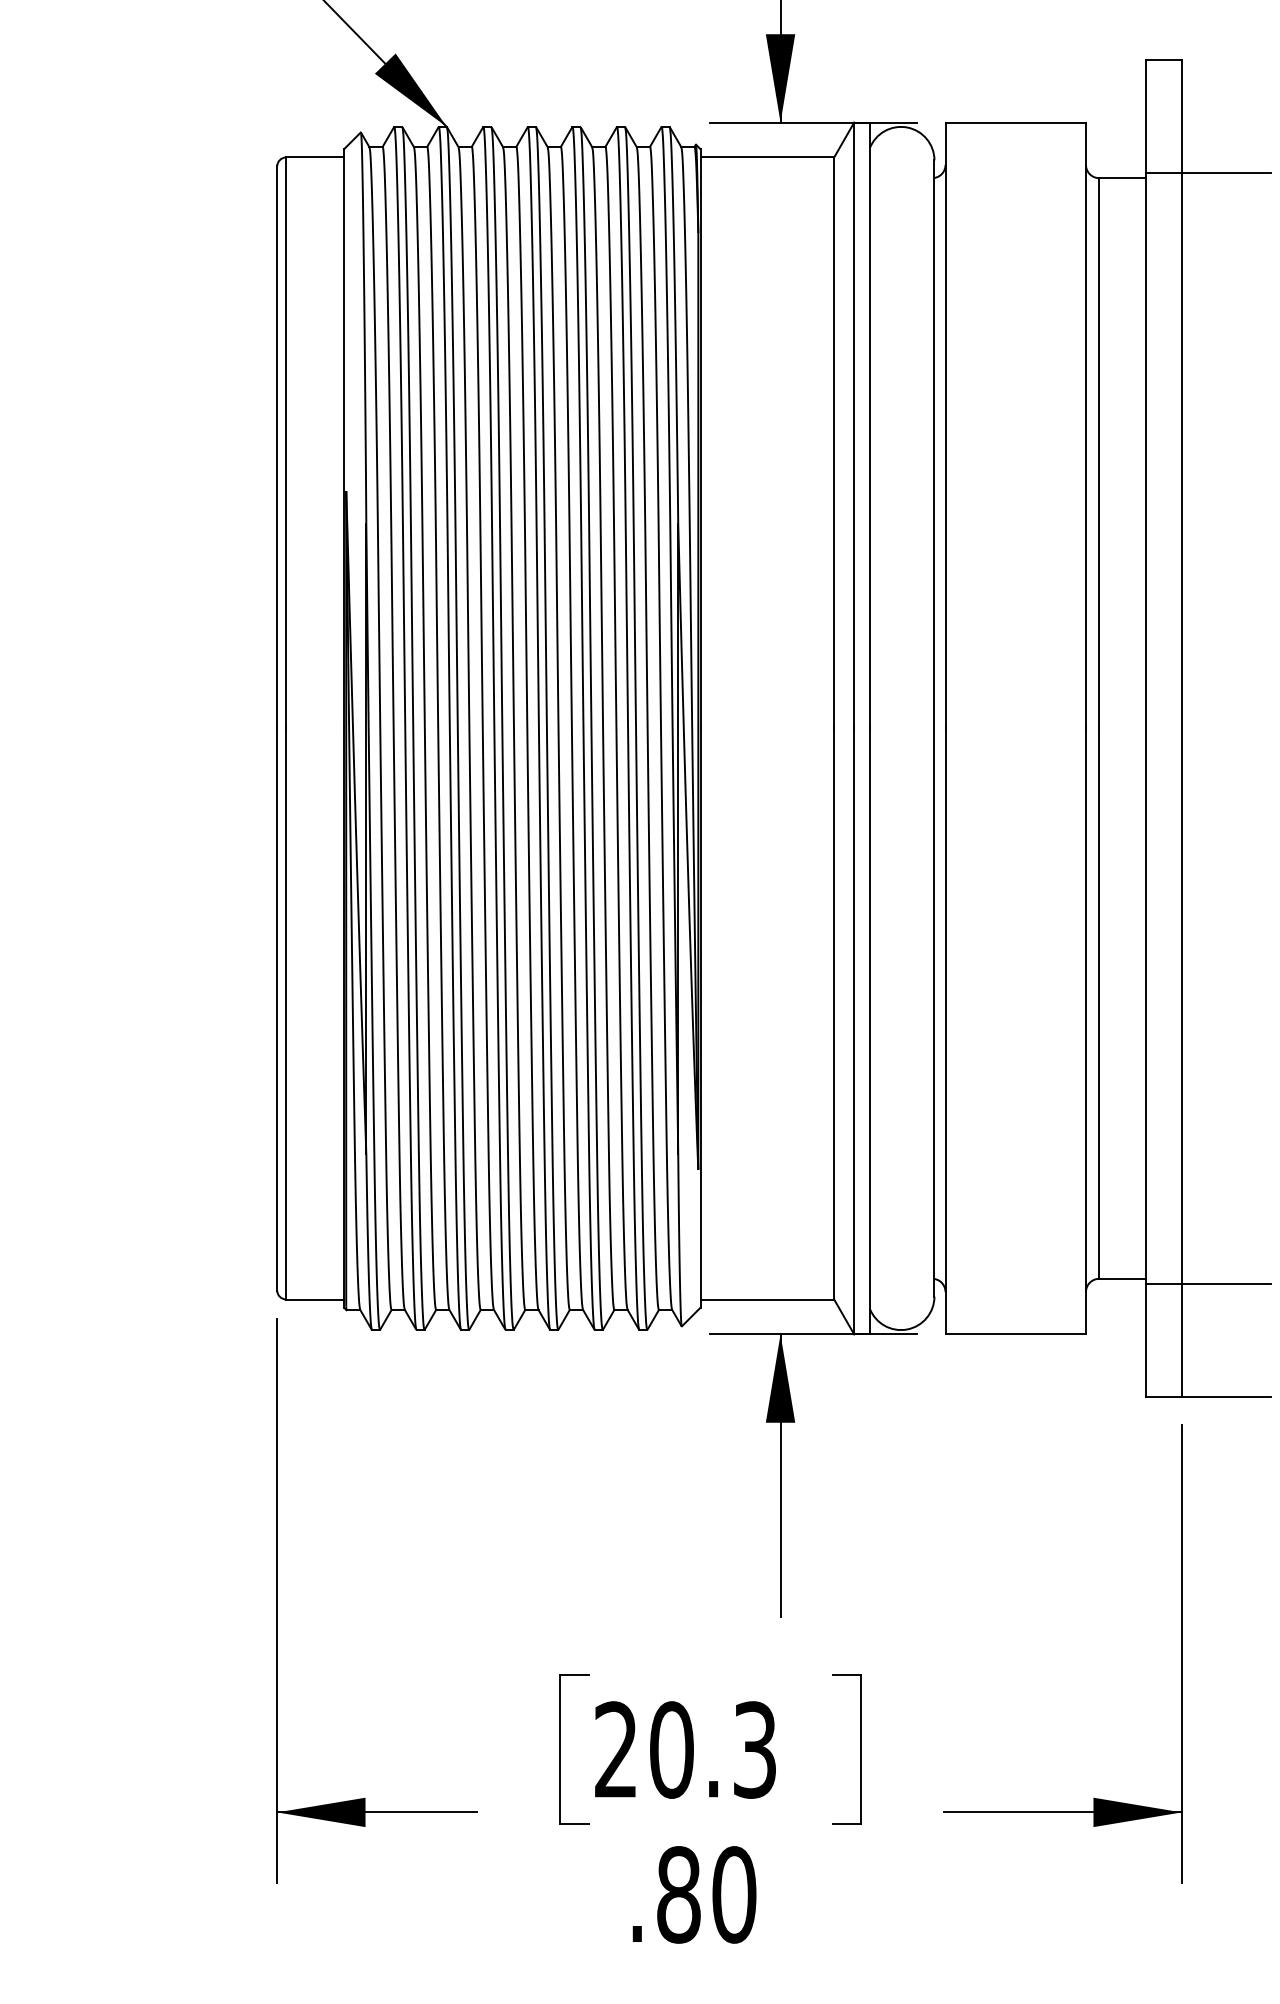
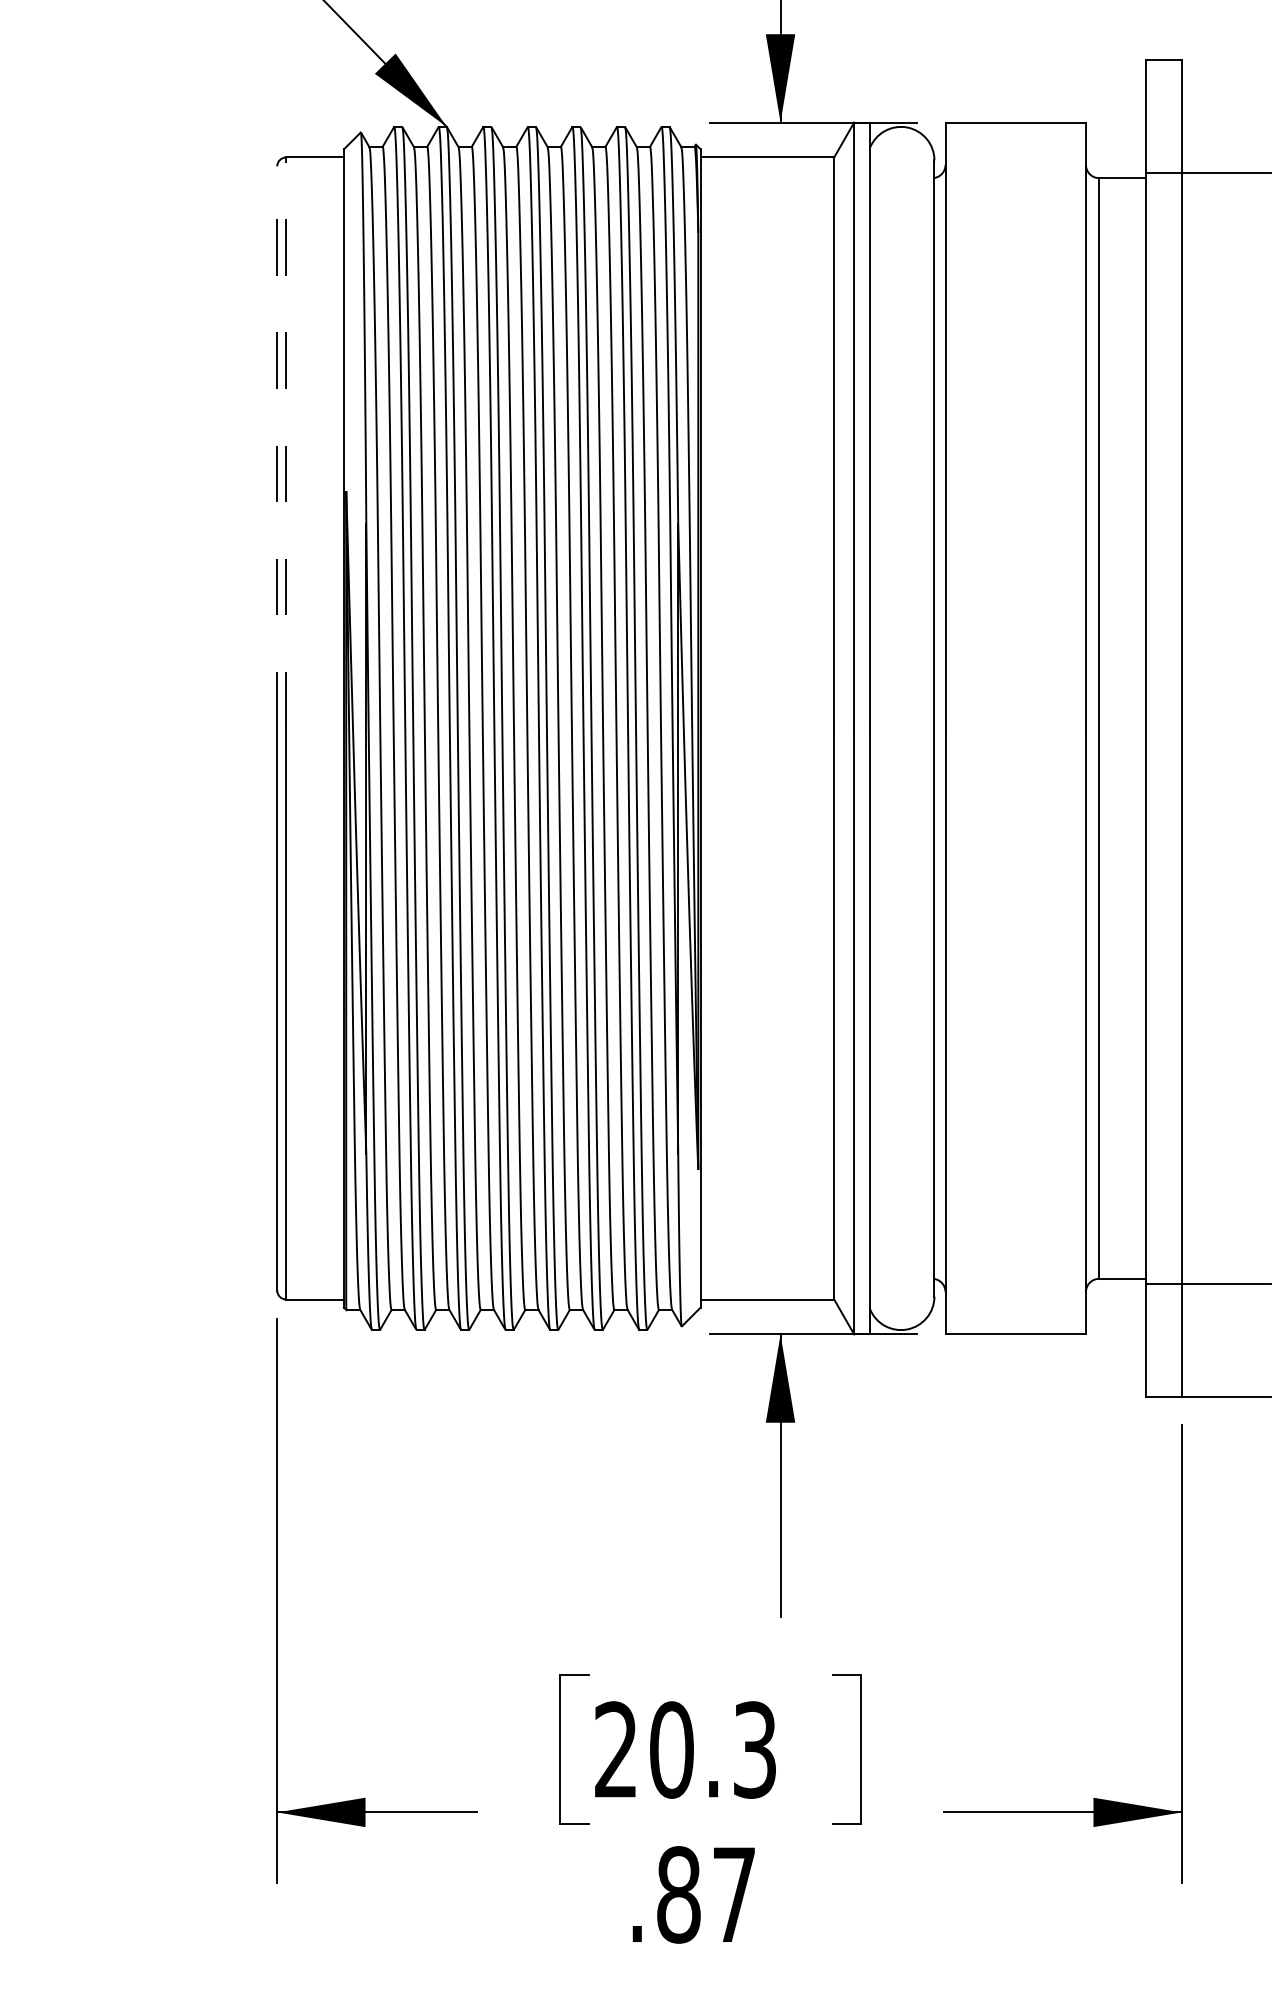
line: solid -> dashed (286, 442)
line: solid -> dashed (277, 446)
text: .80 -> .87 (734, 1894)
